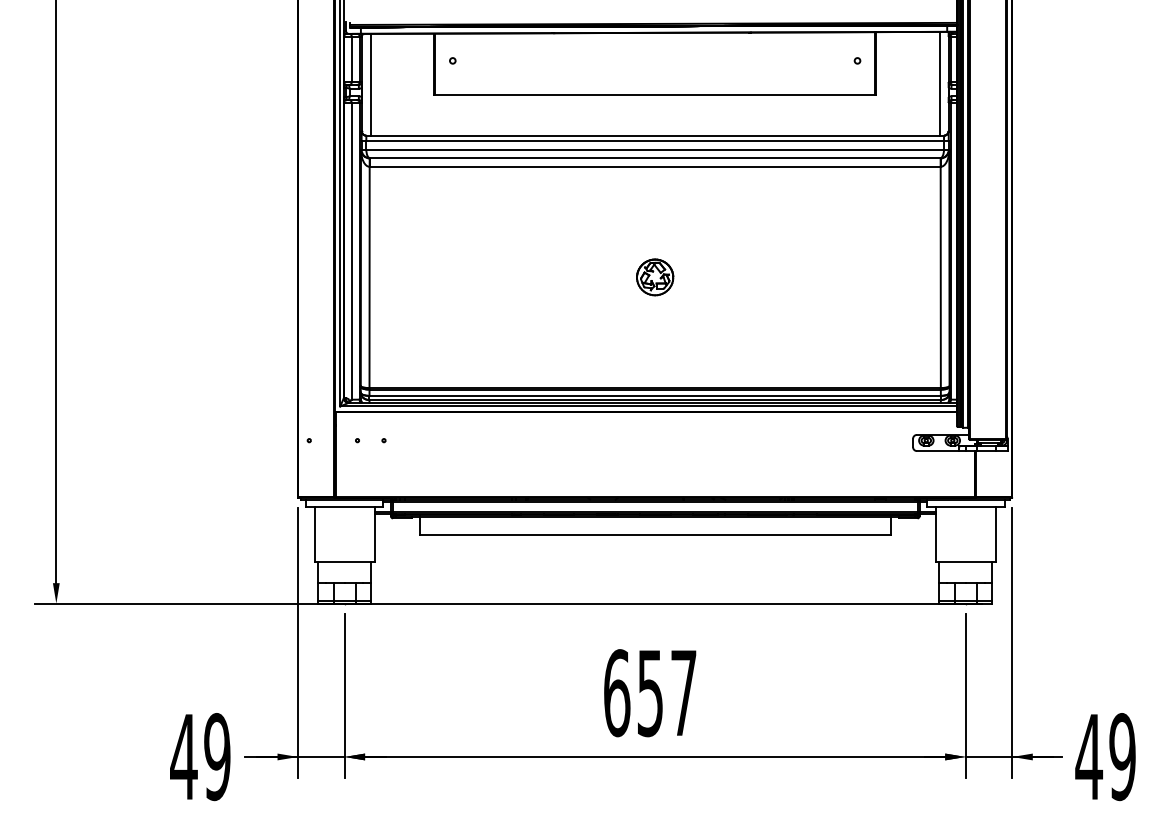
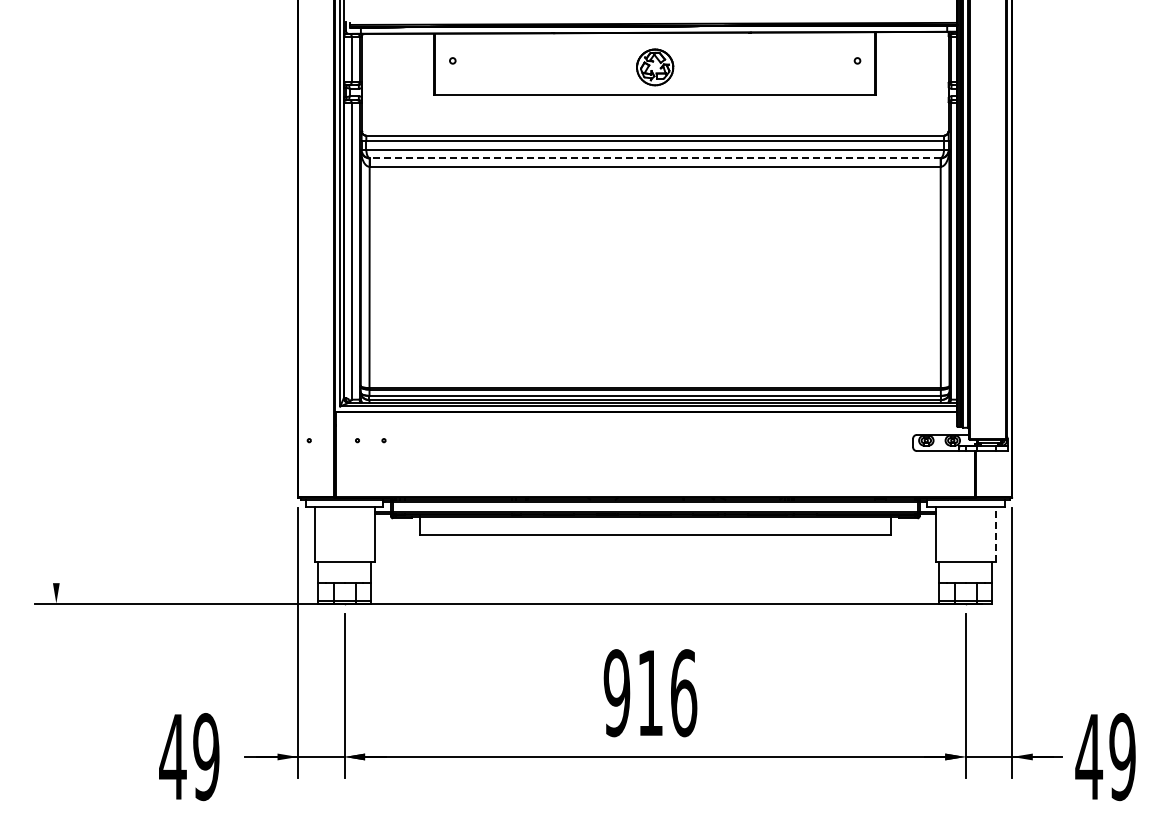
line: present -> none (939, 83)
line: present -> none (370, 84)
line: solid -> dashed (654, 158)
part position: (655, 277) -> (655, 67) (655, 67)
line: present -> none (56, 292)
line: solid -> dashed (995, 534)
text: 657 -> 916 (650, 693)
text position: (200, 757) -> (189, 757) (189, 757)
